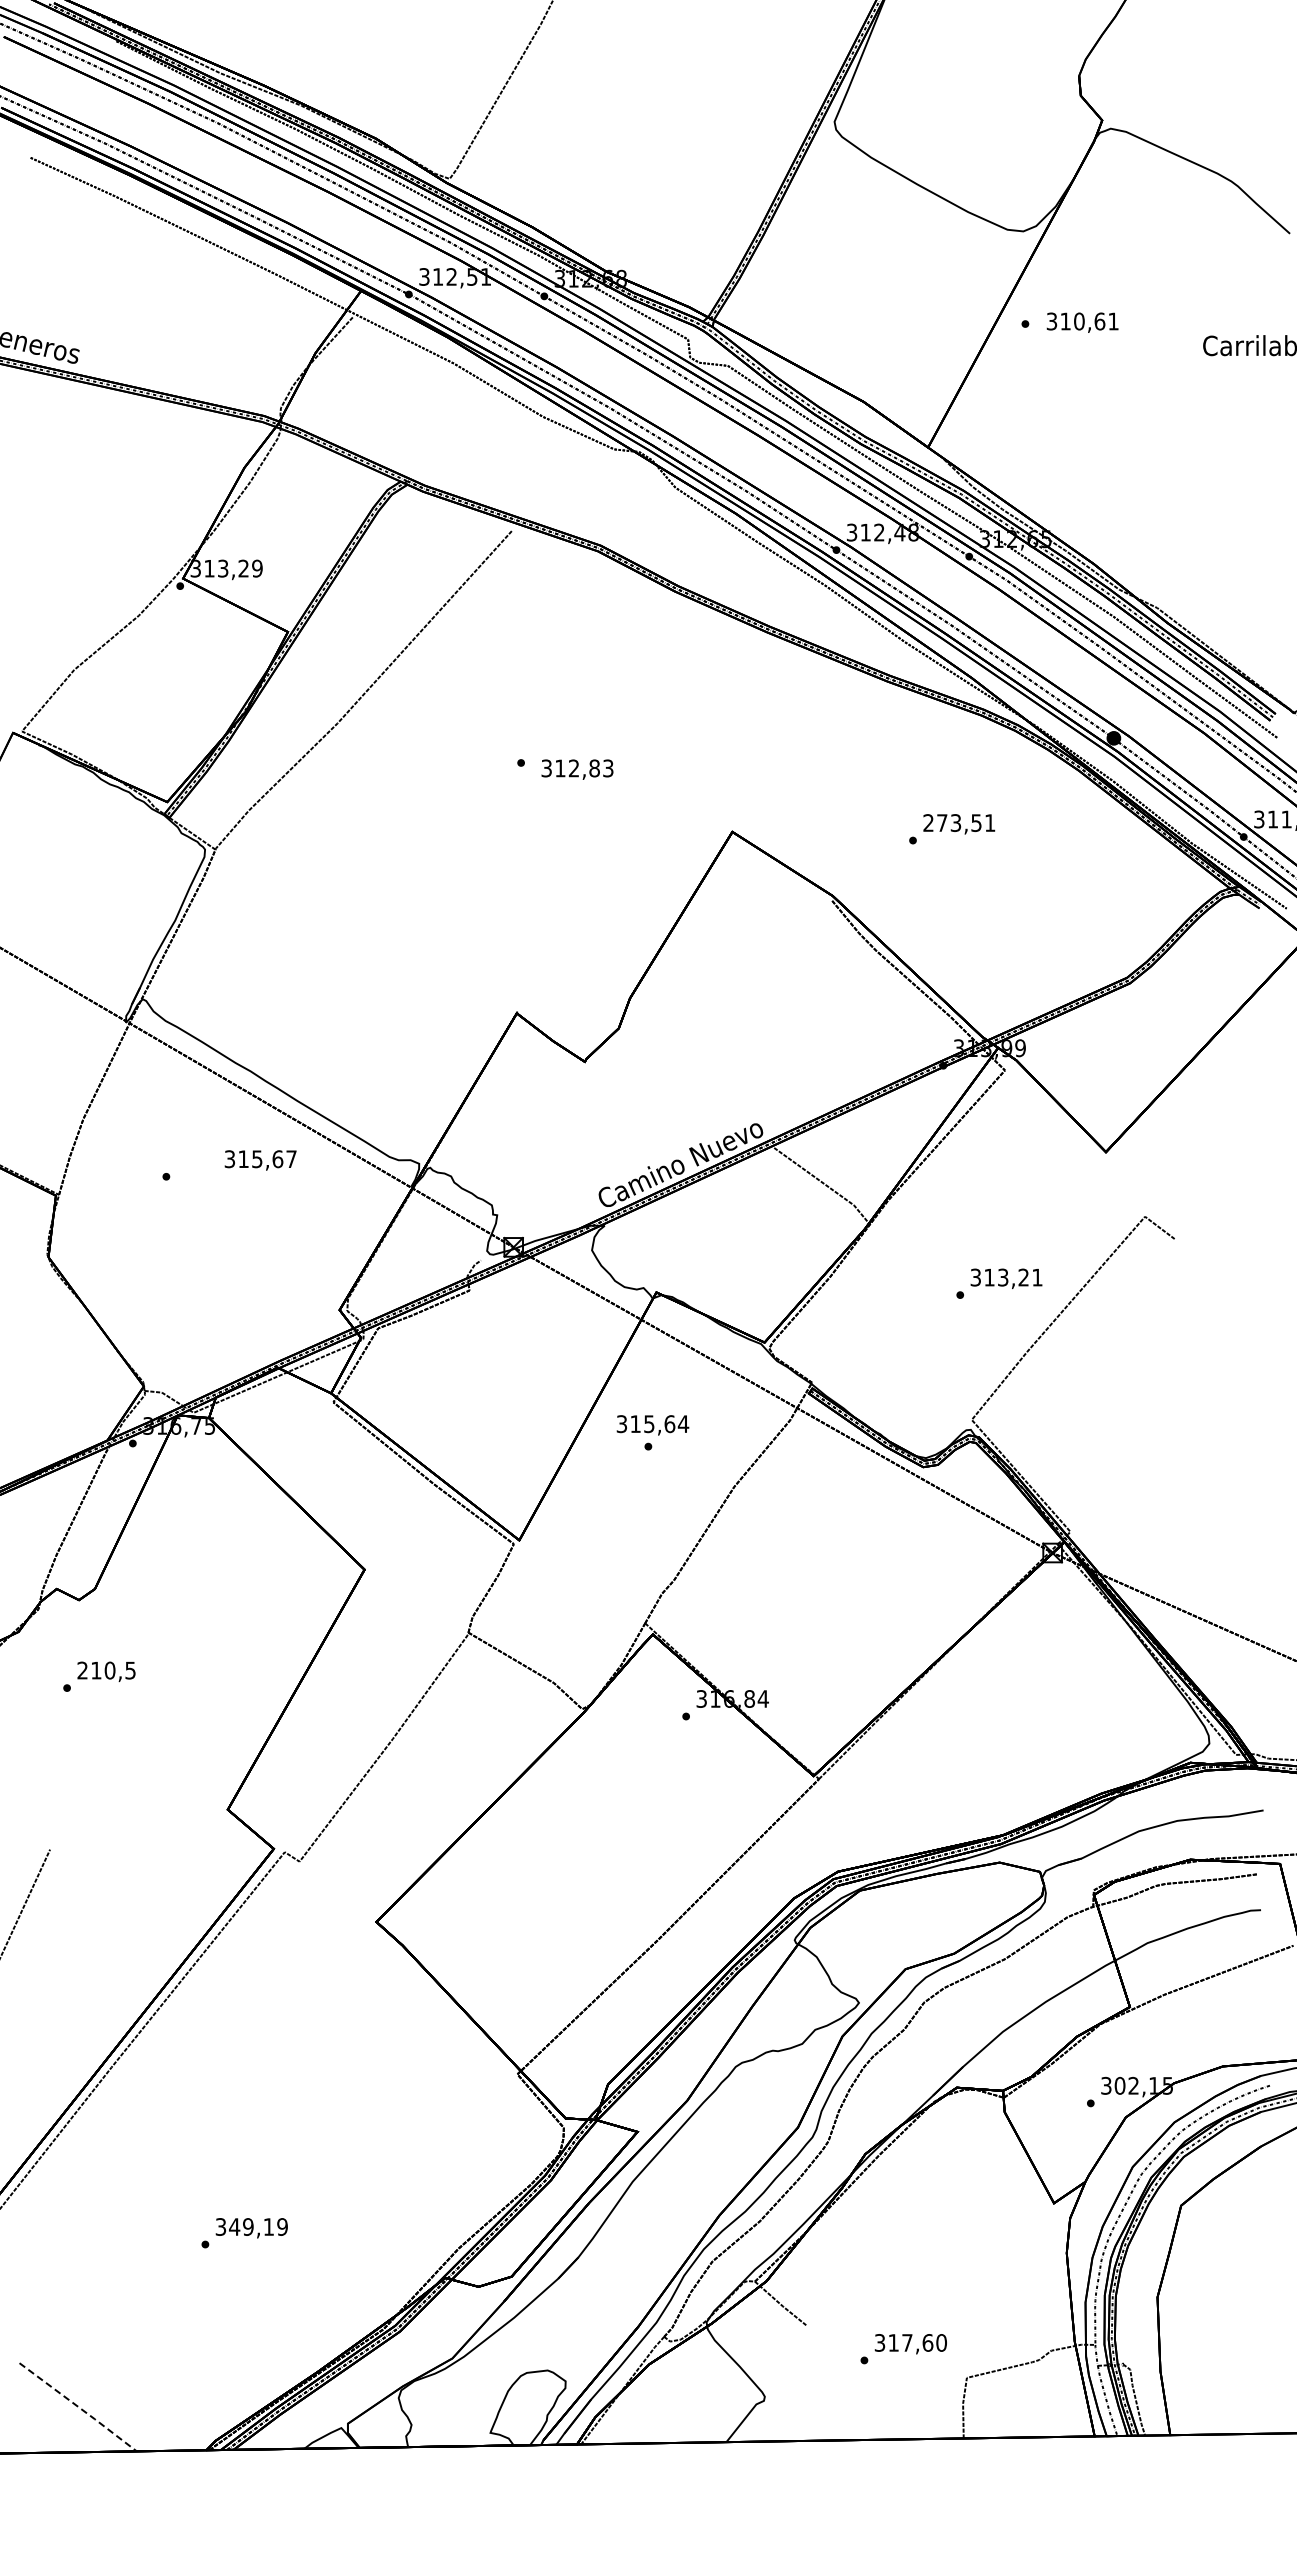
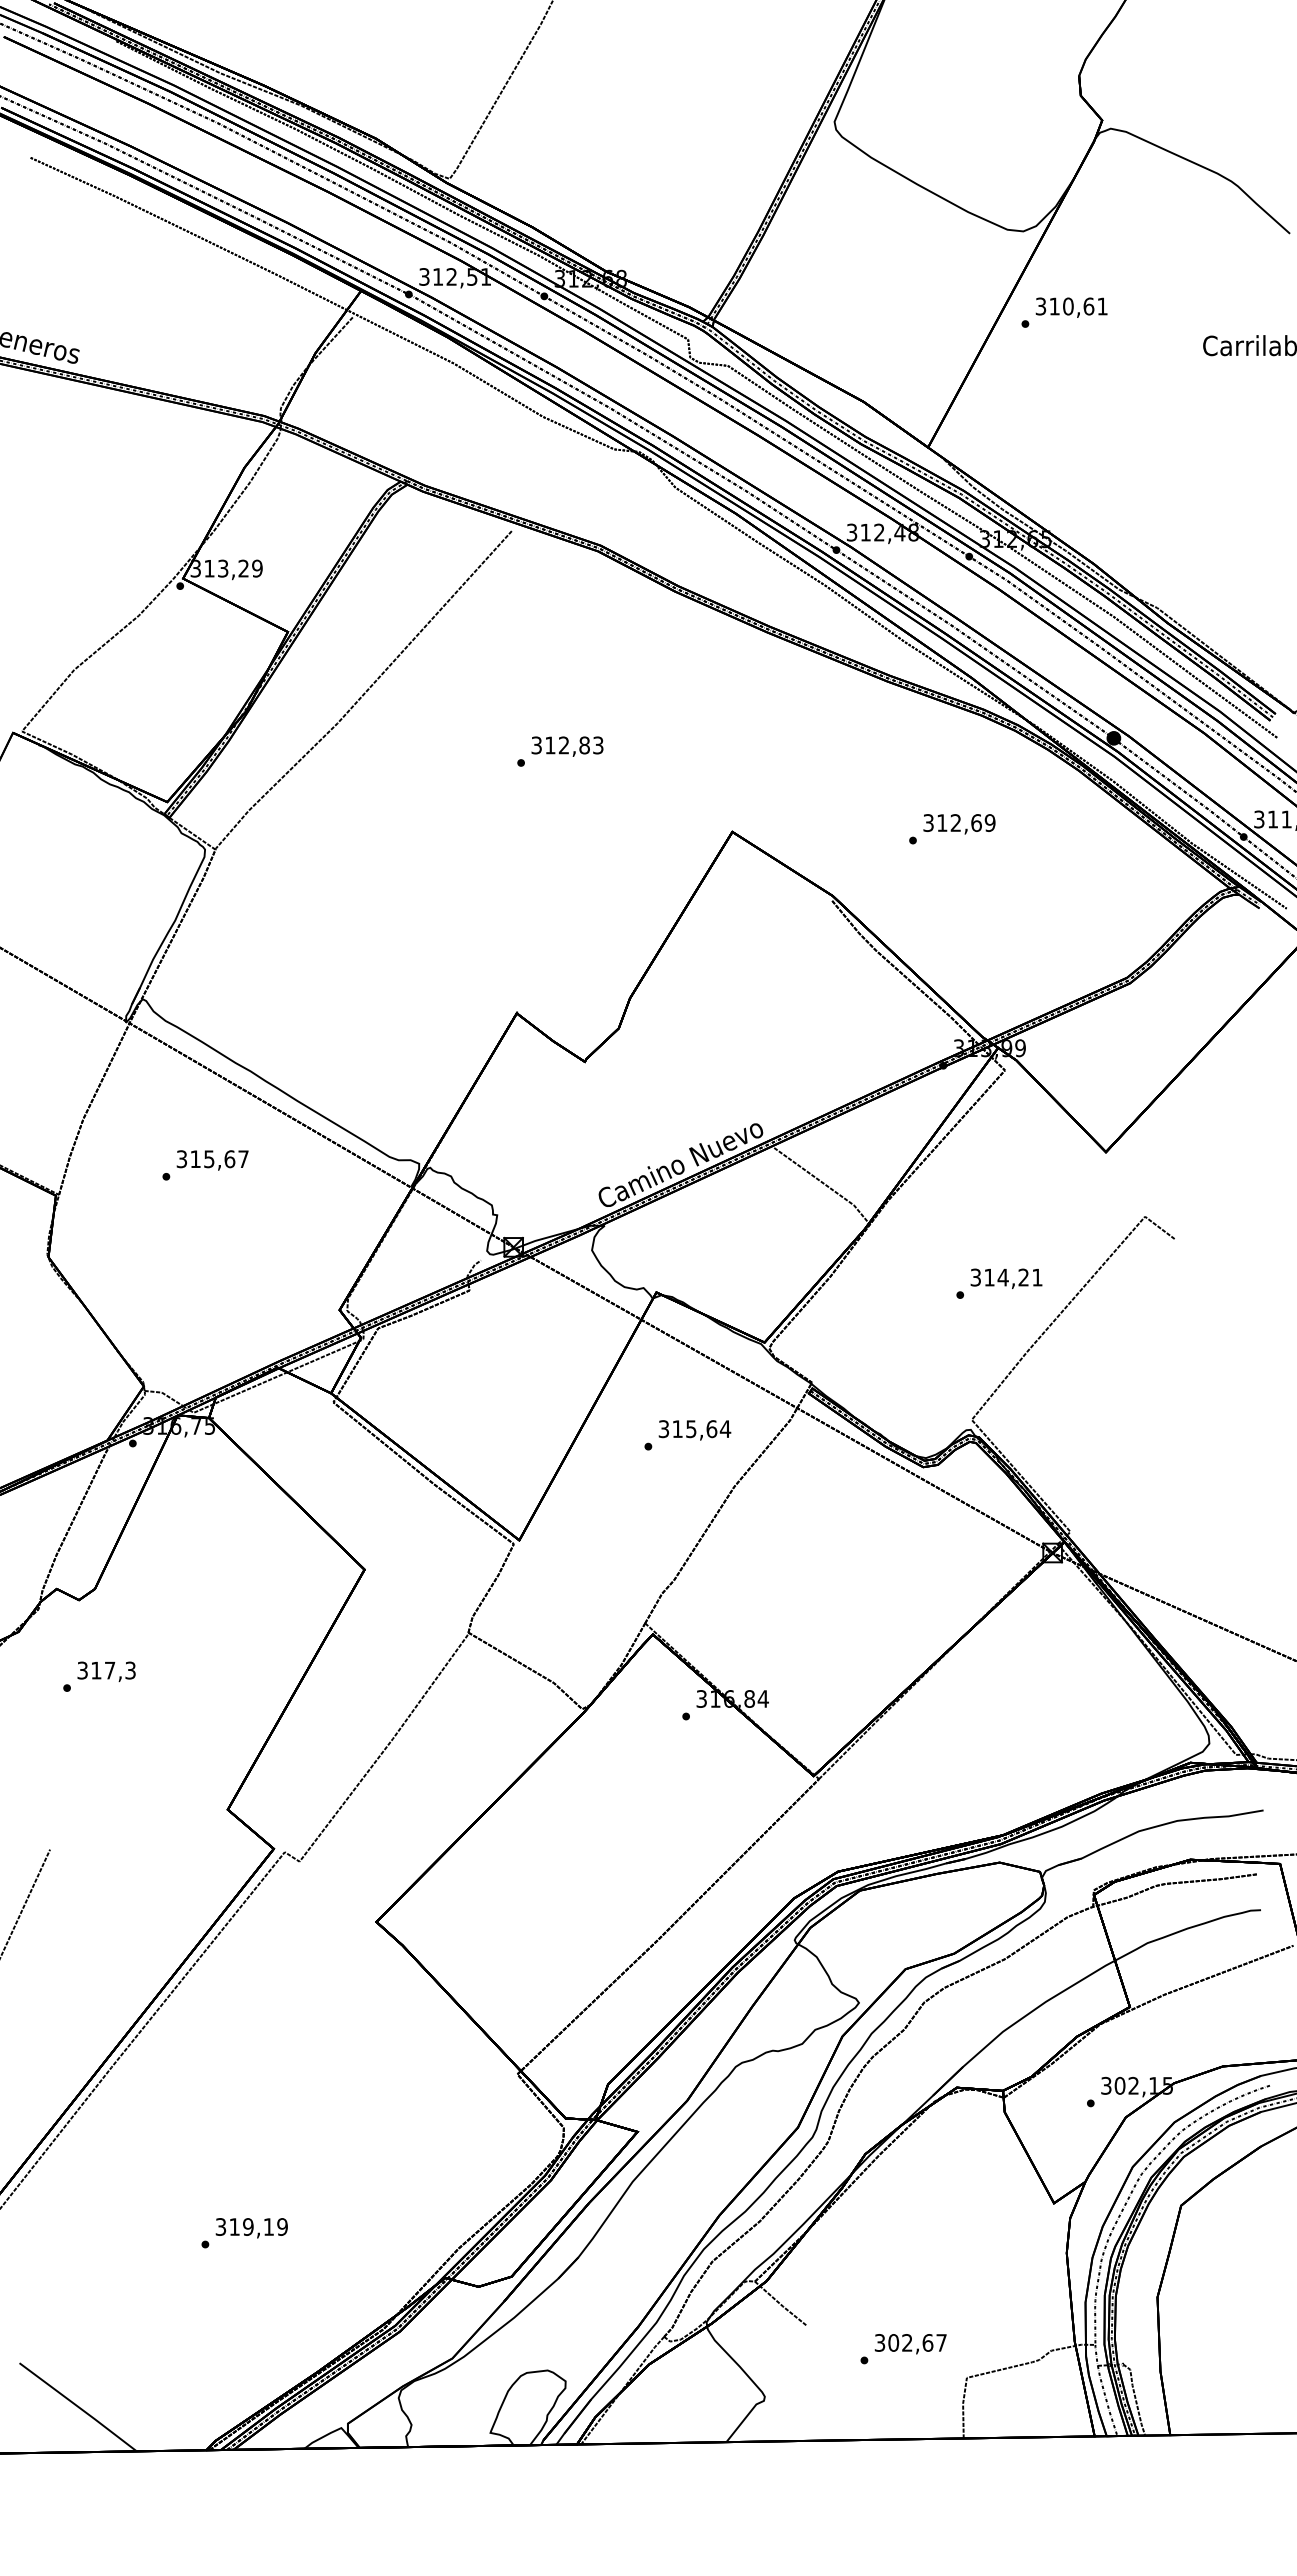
text position: (1082, 322) -> (1071, 307) (1071, 307)
text position: (577, 769) -> (567, 746) (567, 746)
text: 273,51 -> 312,69 (959, 823)
text position: (260, 1160) -> (212, 1160) (212, 1160)
text: 313,21 -> 314,21 (1002, 1277)
text position: (652, 1425) -> (694, 1430) (694, 1430)
text: 210,5 -> 317,3 (106, 1670)
text: 349,19 -> 319,19 (234, 2226)
text: 317,60 -> 302,67 (917, 2342)
line: dashed -> solid (78, 2407)
